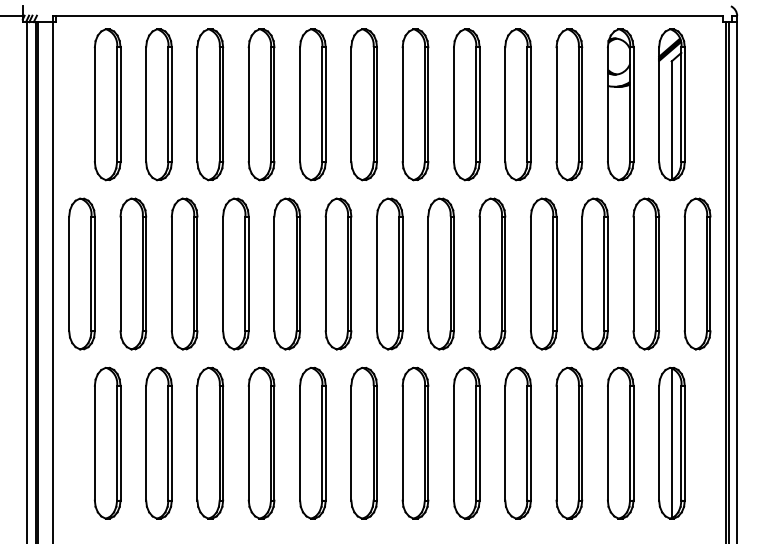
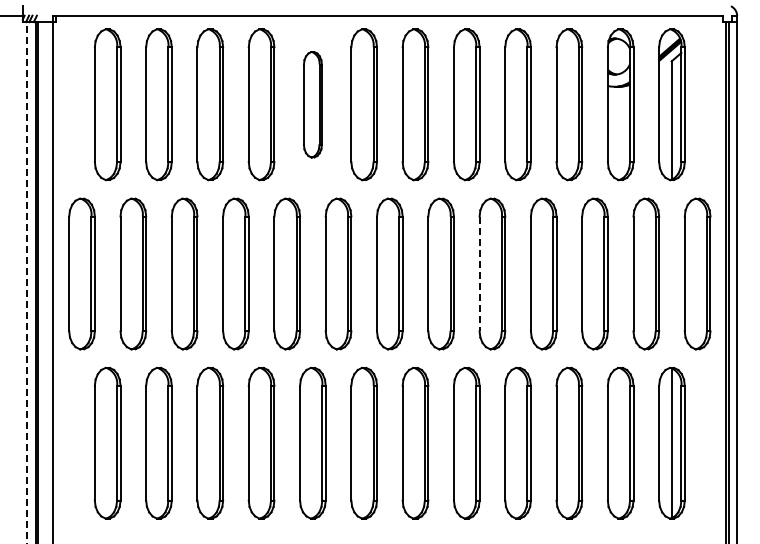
part size: 28x154 px -> 20x108 px (312, 104)
line: solid -> dashed (479, 274)
line: solid -> dashed (27, 283)
